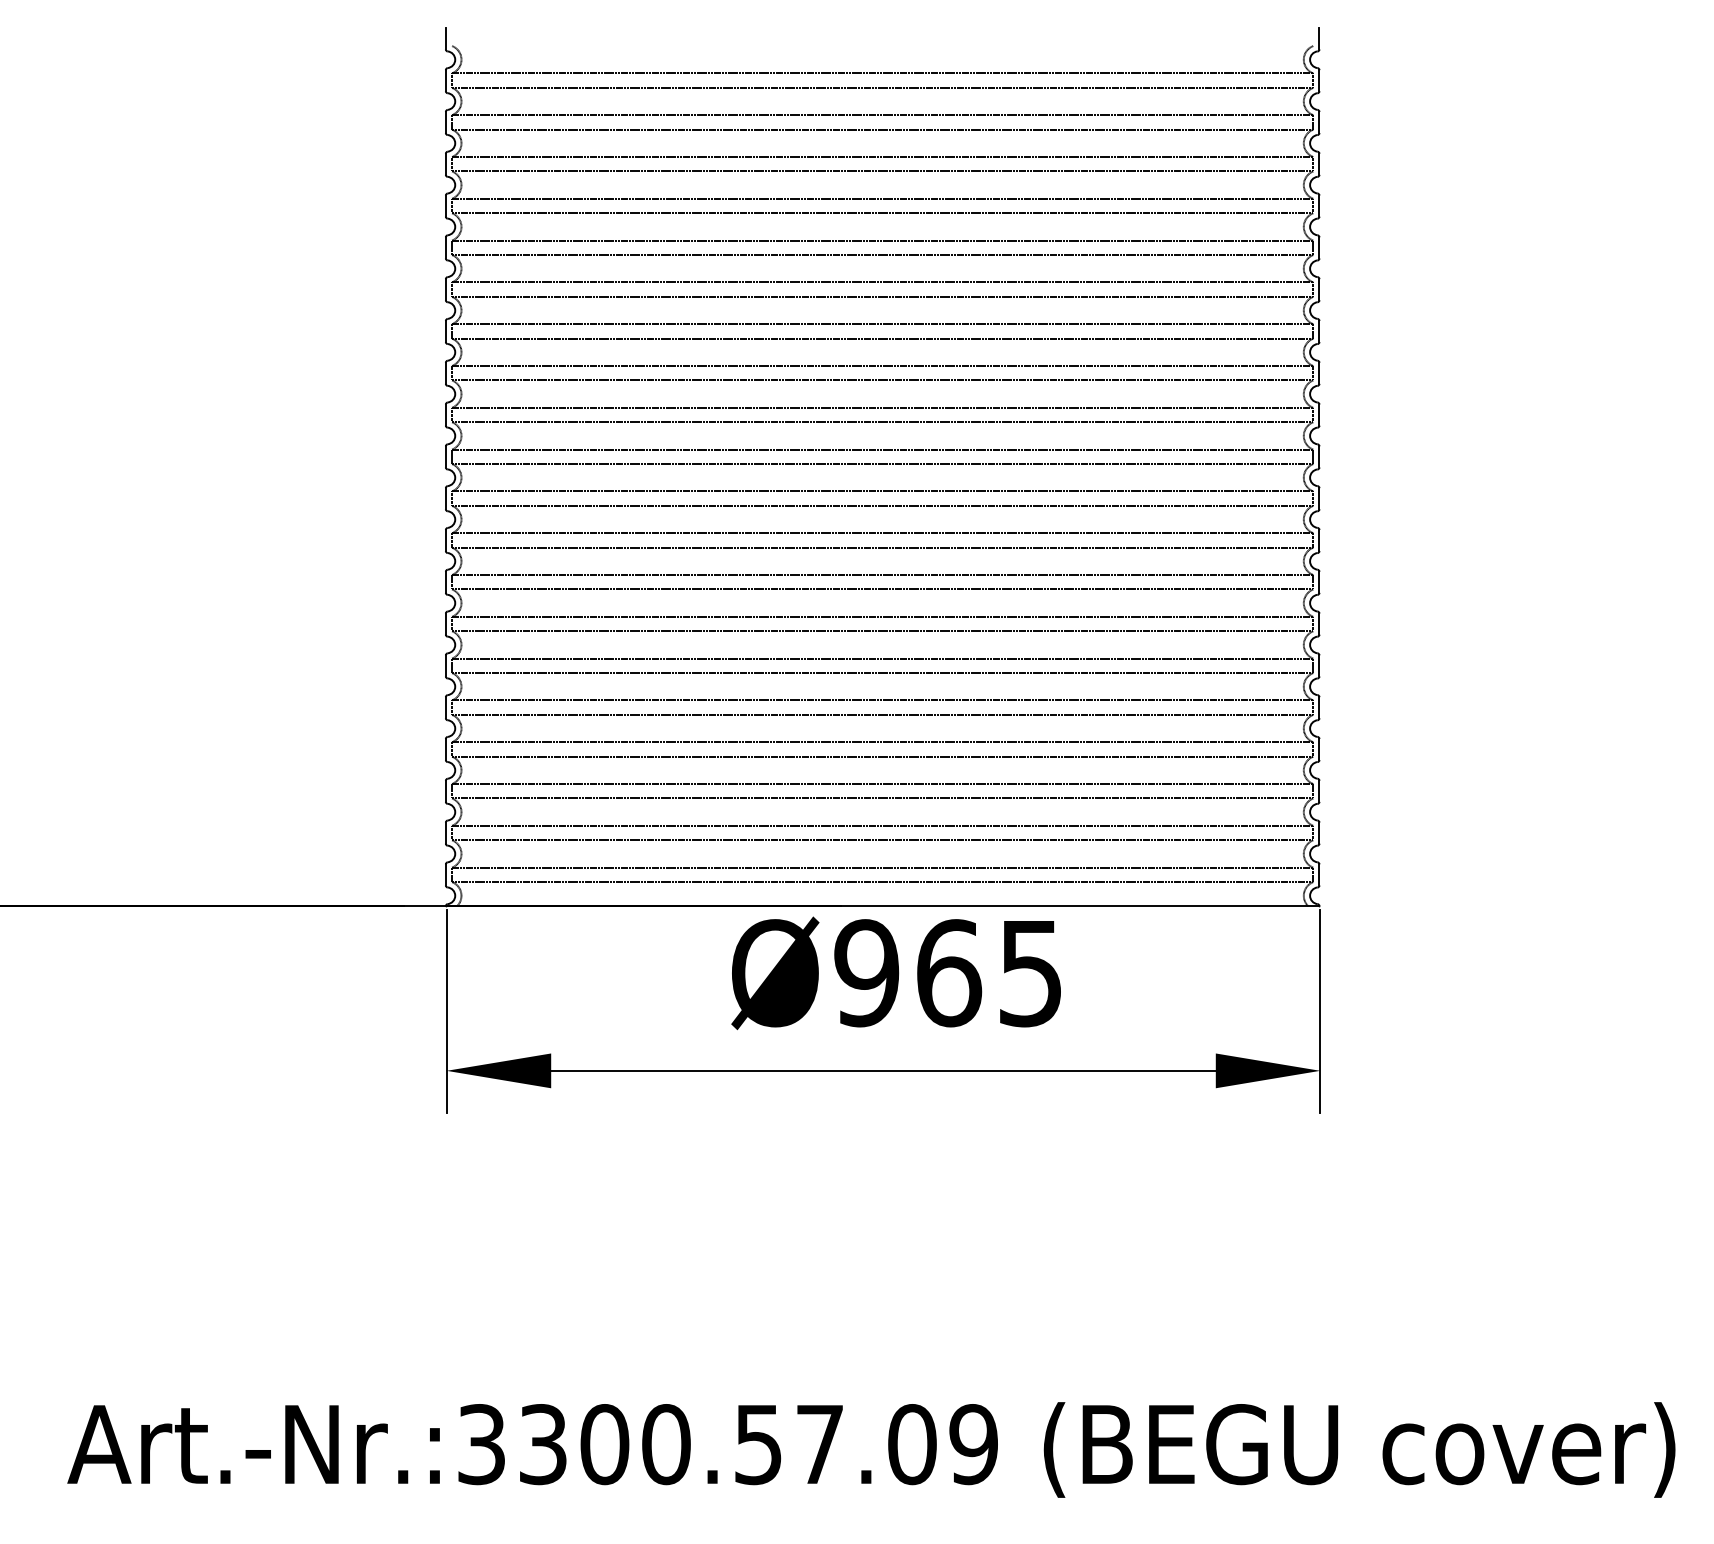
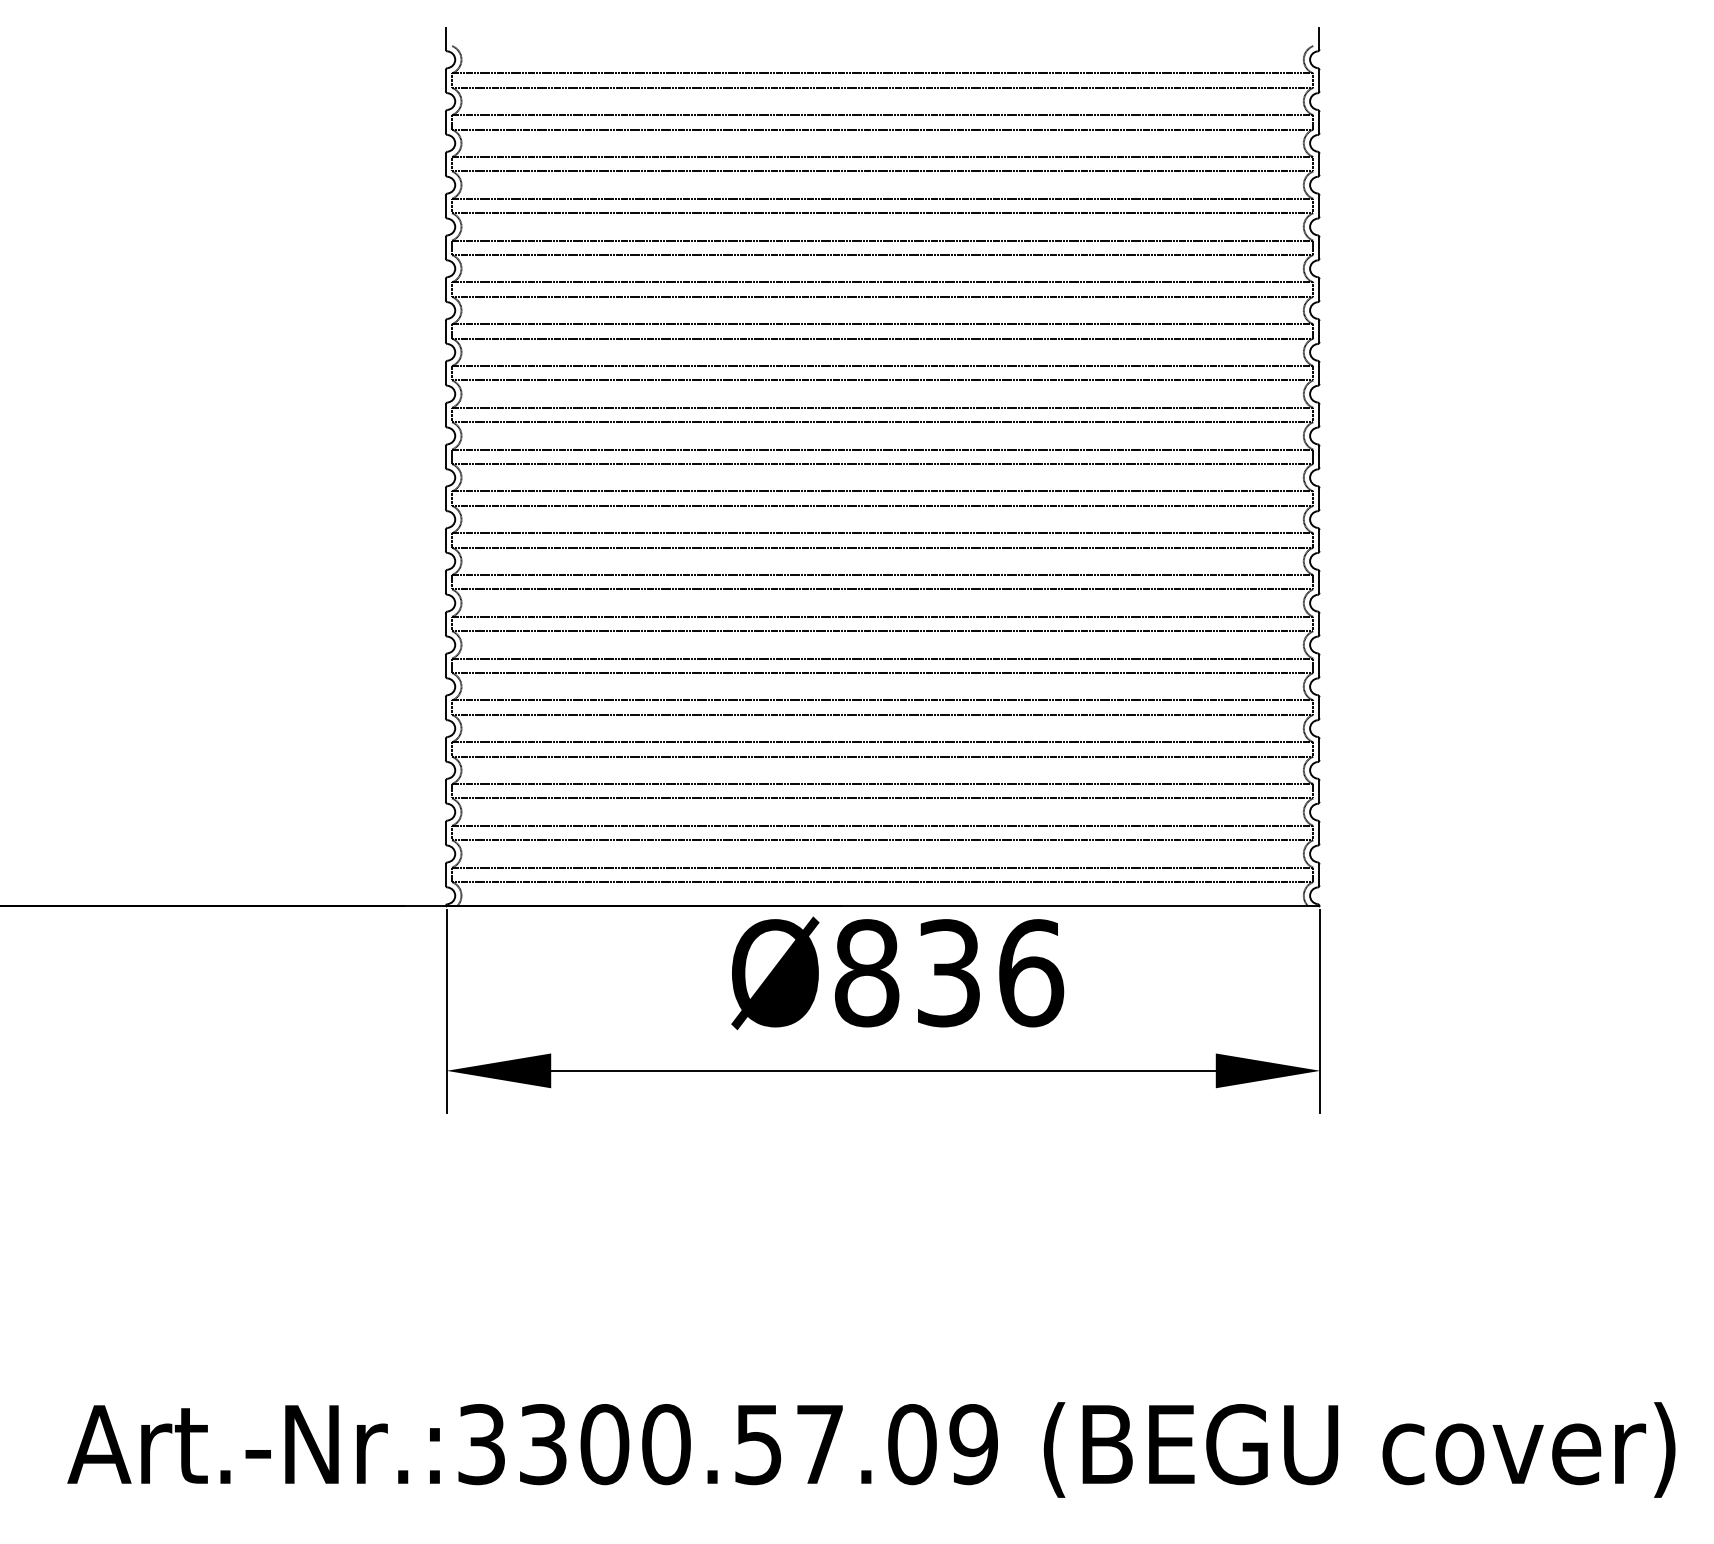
text: Ø965 -> Ø836 (949, 973)
